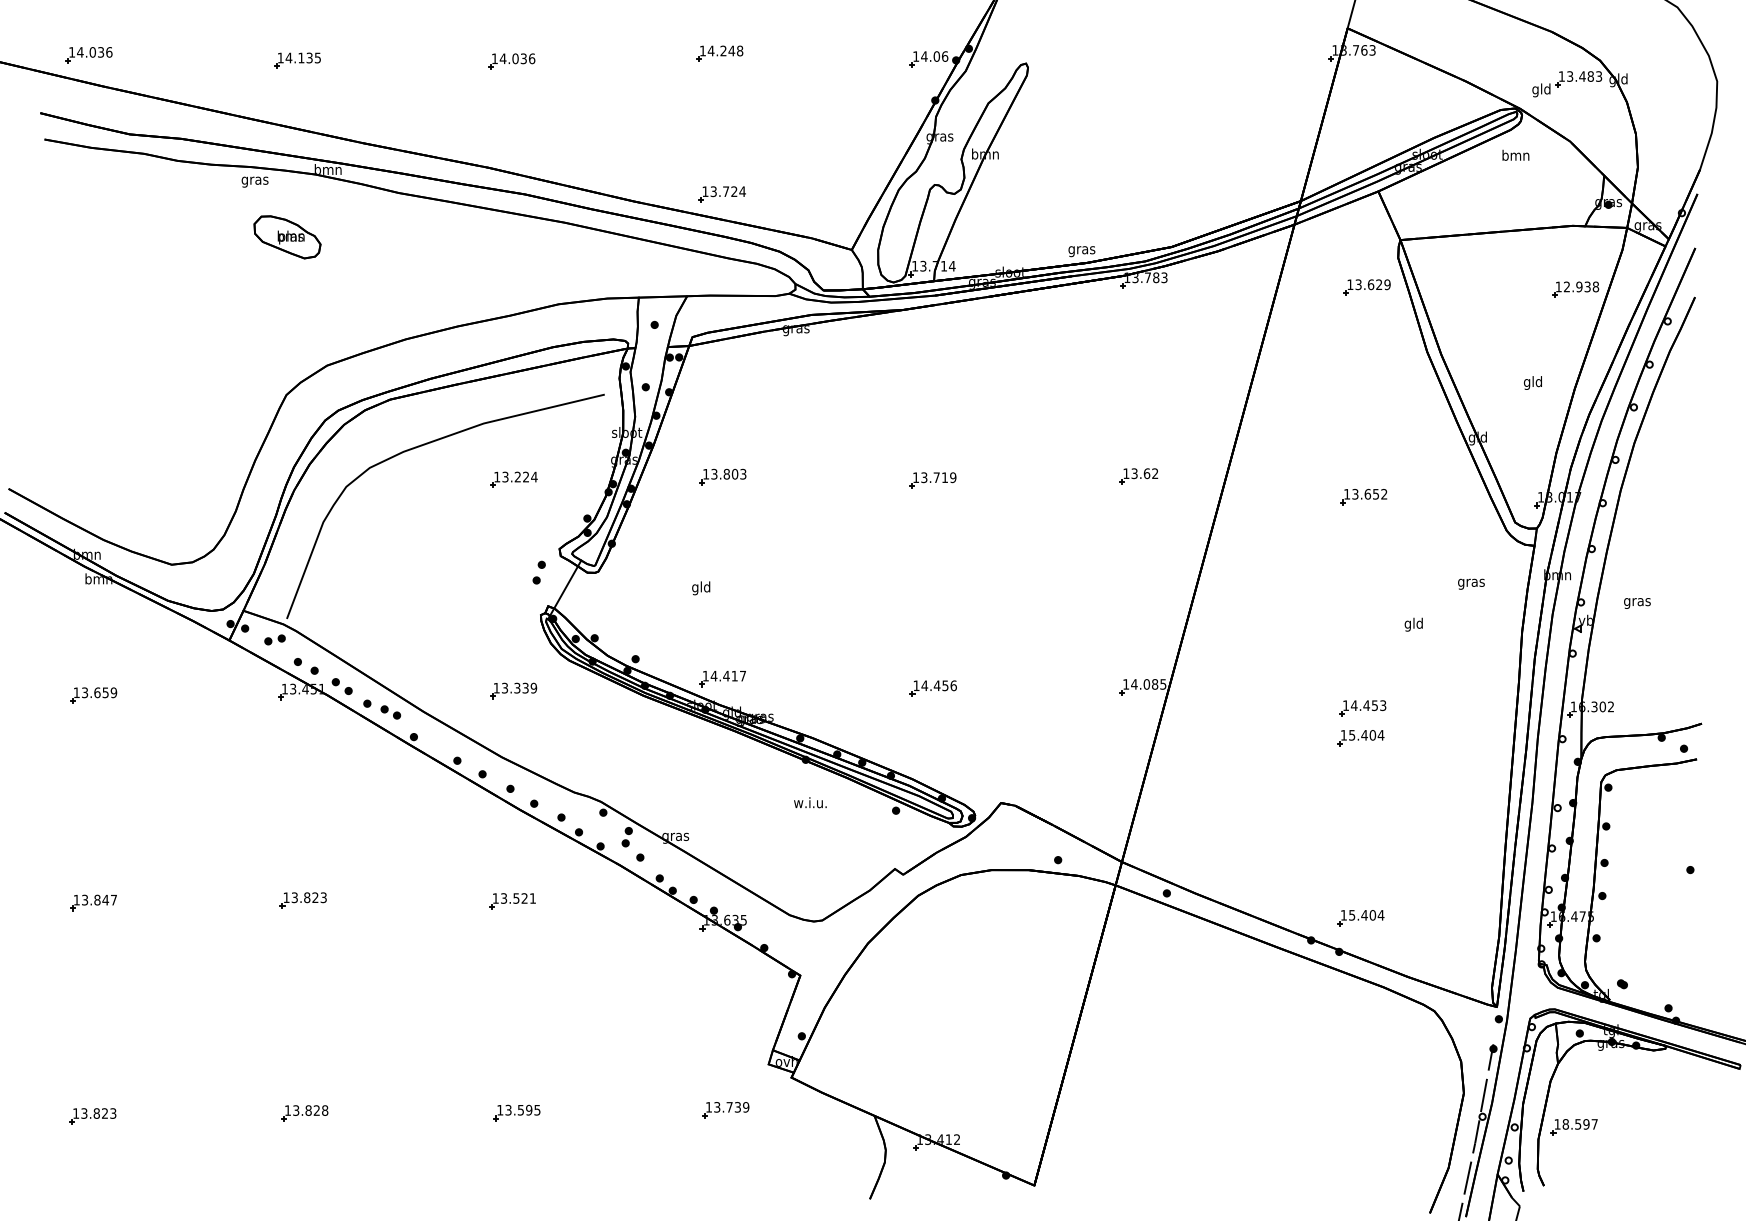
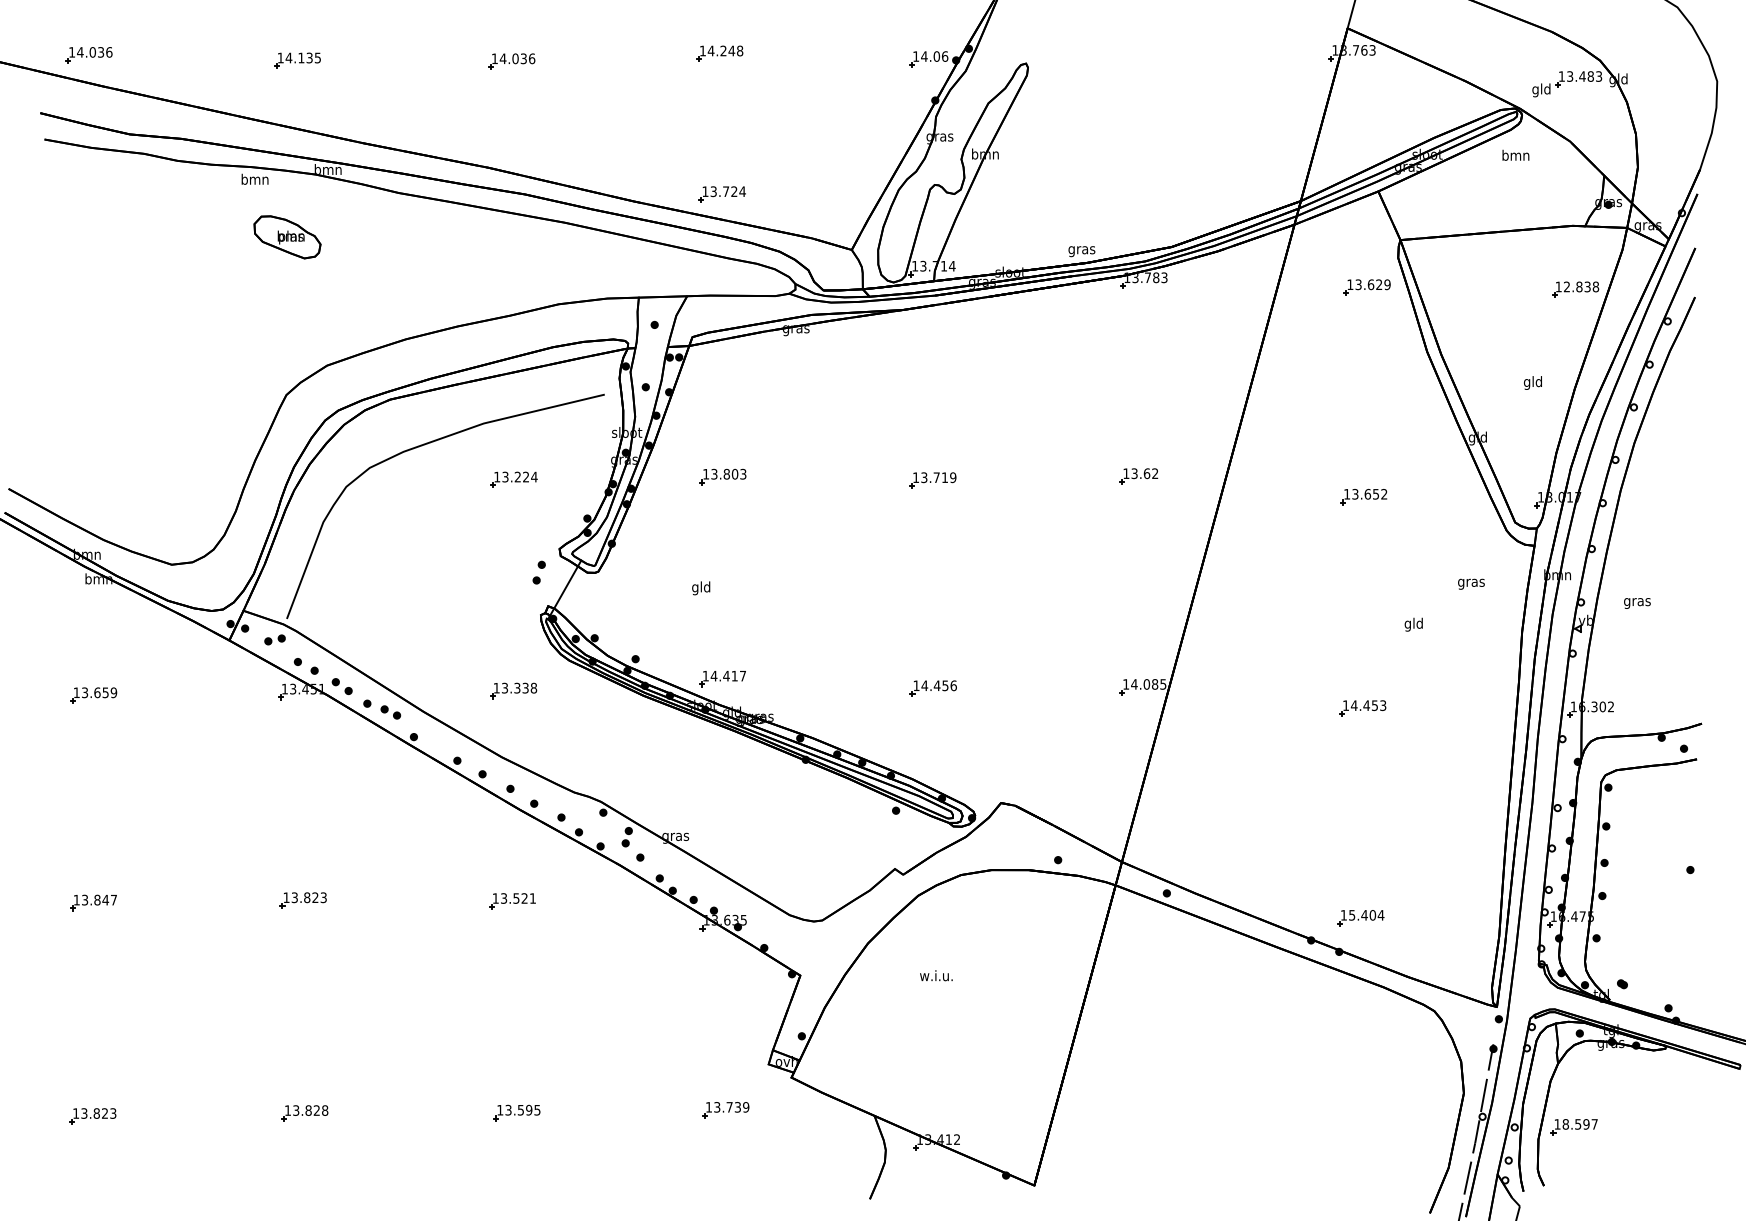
text: gras -> bmn (254, 180)
text: 12.938 -> 12.838 (1579, 286)
text: 13.339 -> 13.338 (533, 688)
part: present -> none (1360, 738)
text position: (810, 802) -> (936, 975) (936, 975)
